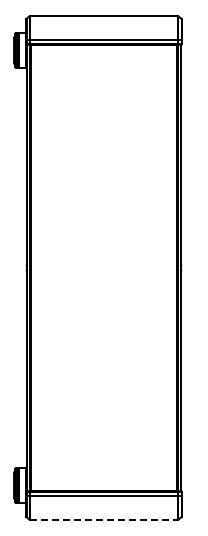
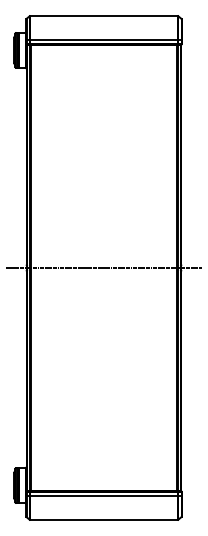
line: none -> present (103, 268)
line: dashed -> solid (104, 519)
